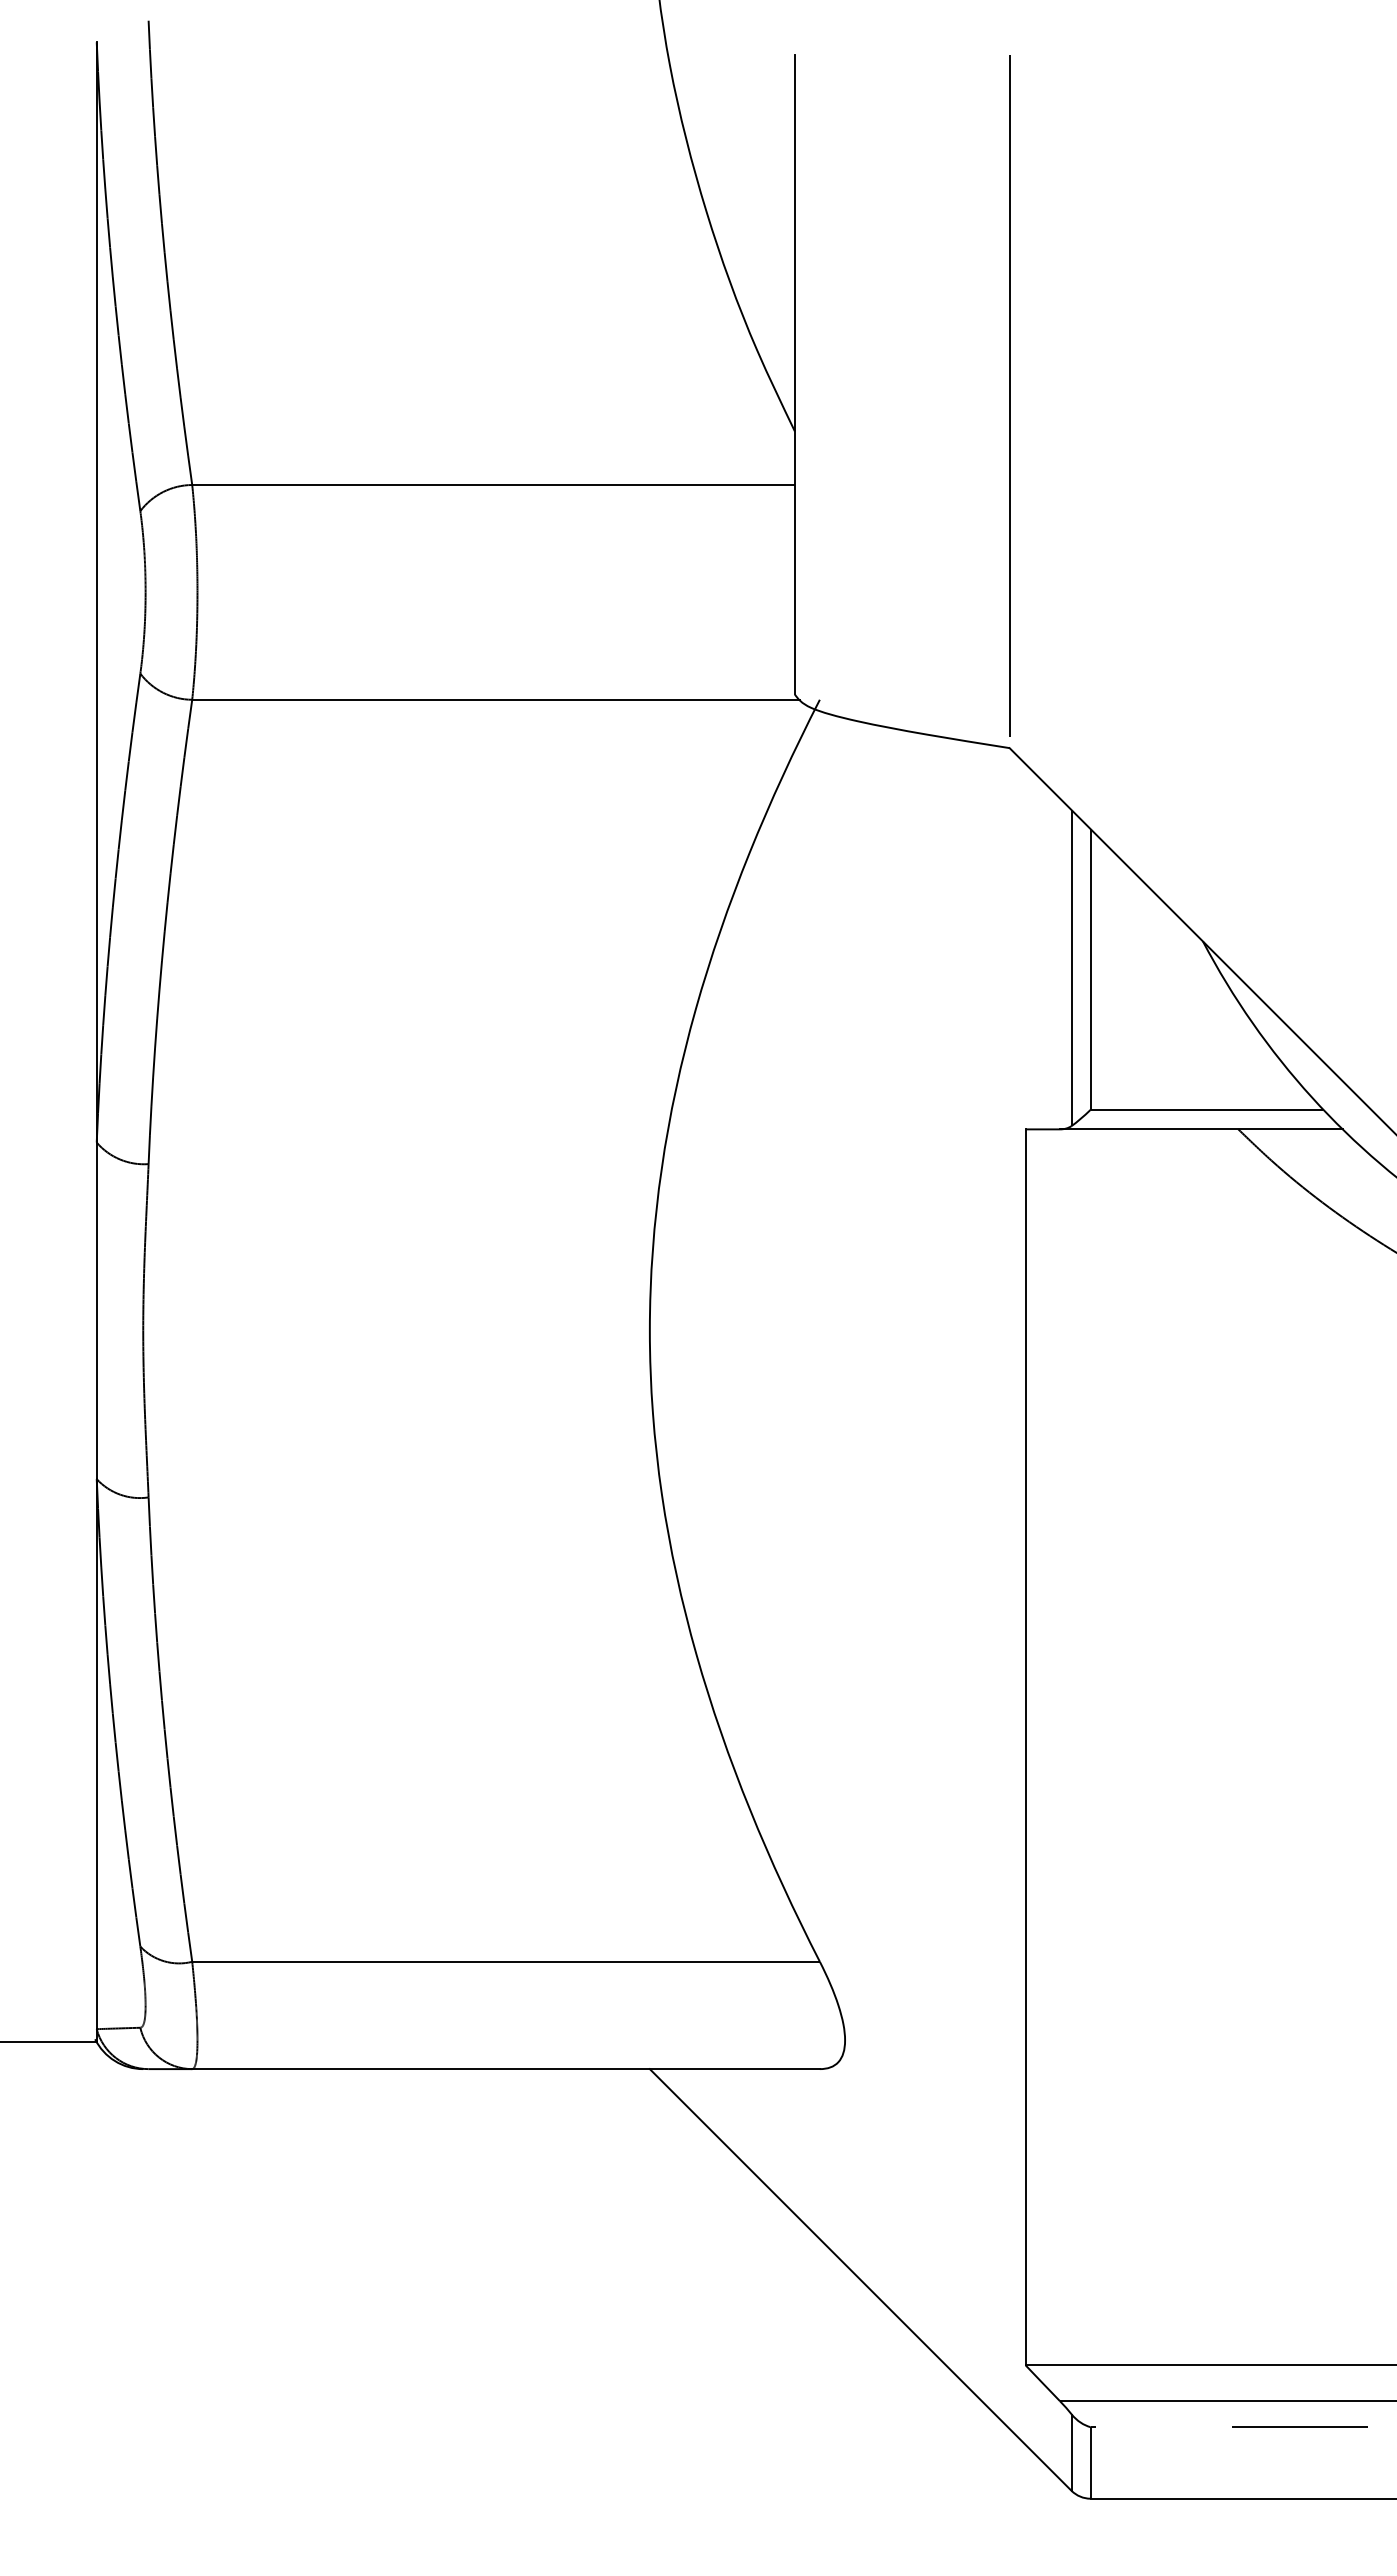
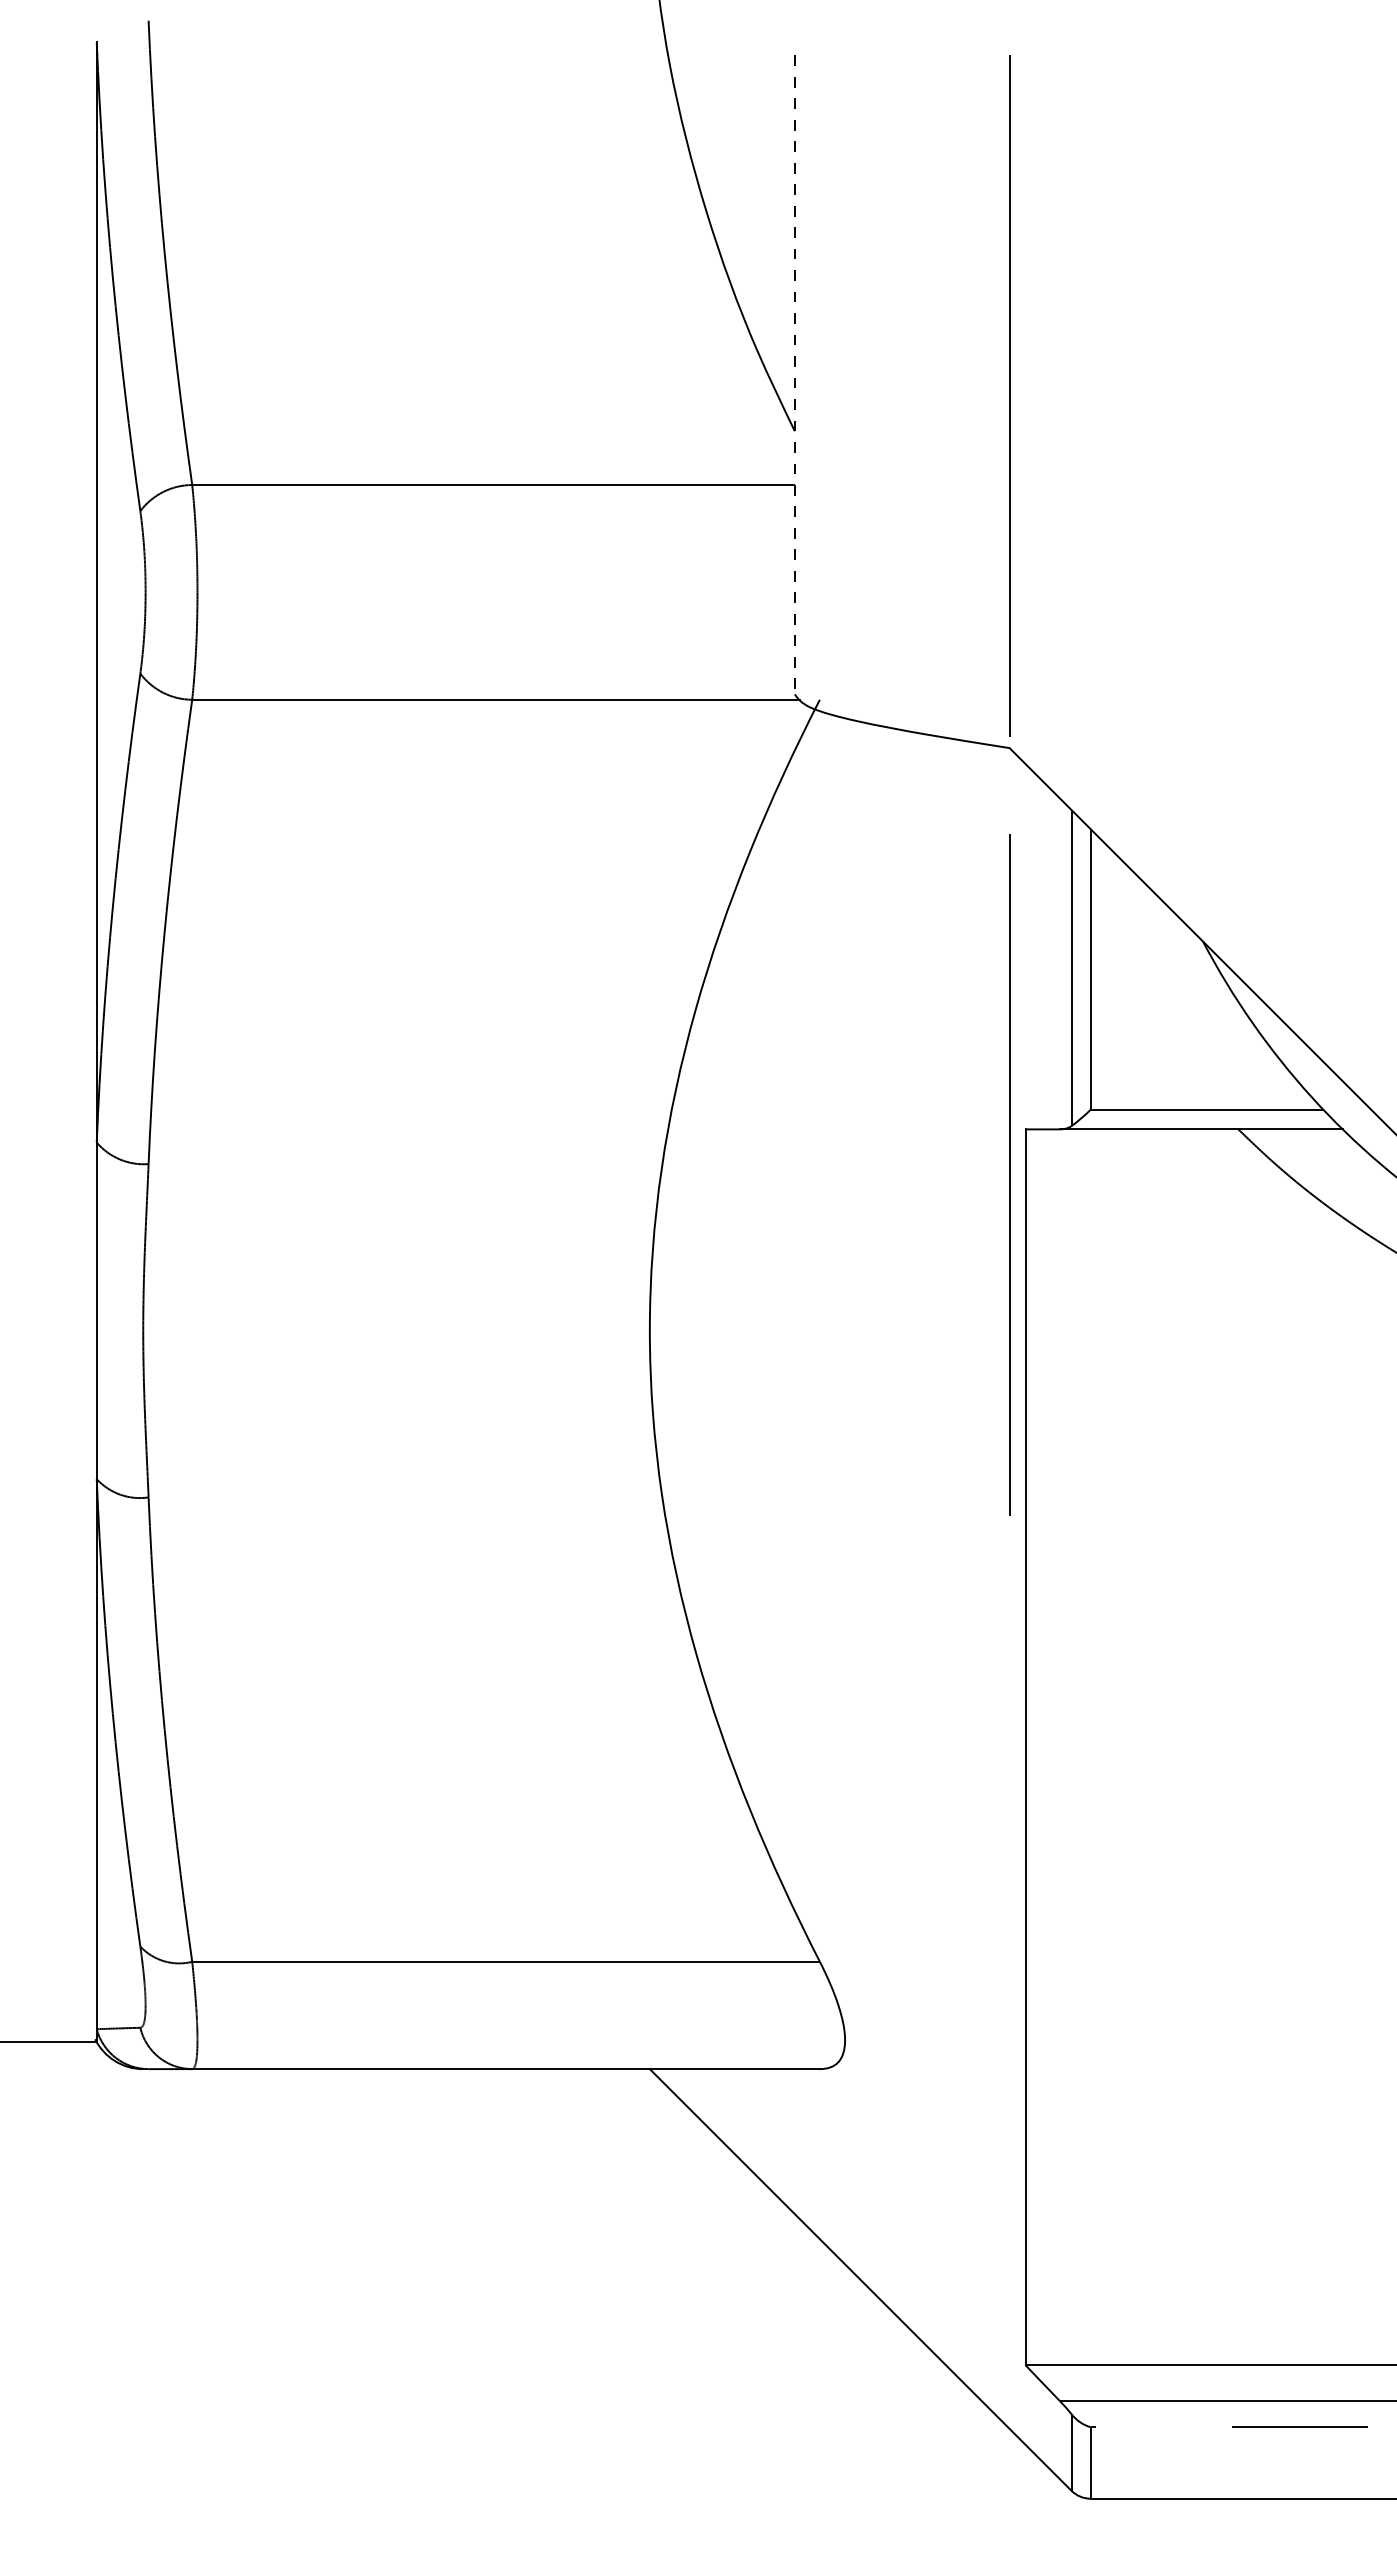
line: solid -> dashed (794, 374)
line: none -> present (1009, 1174)
